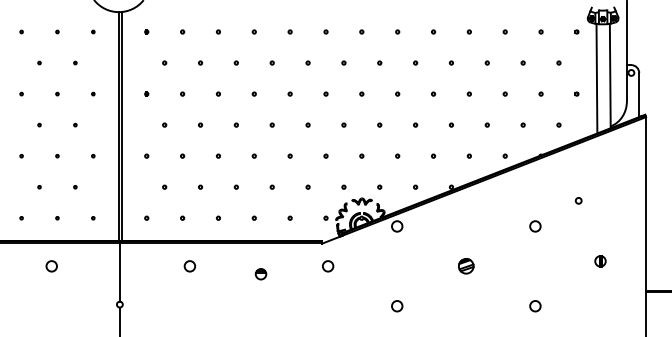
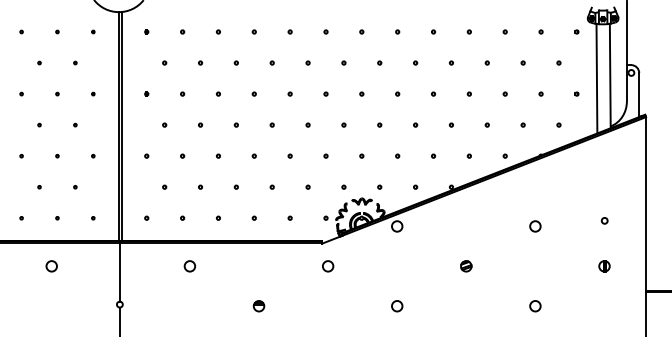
circle position: (578, 200) -> (604, 220) (604, 220)
part position: (600, 261) -> (604, 266) (604, 266)
part size: 17x17 px -> 13x13 px (466, 266)
part position: (260, 274) -> (258, 306) (258, 306)
